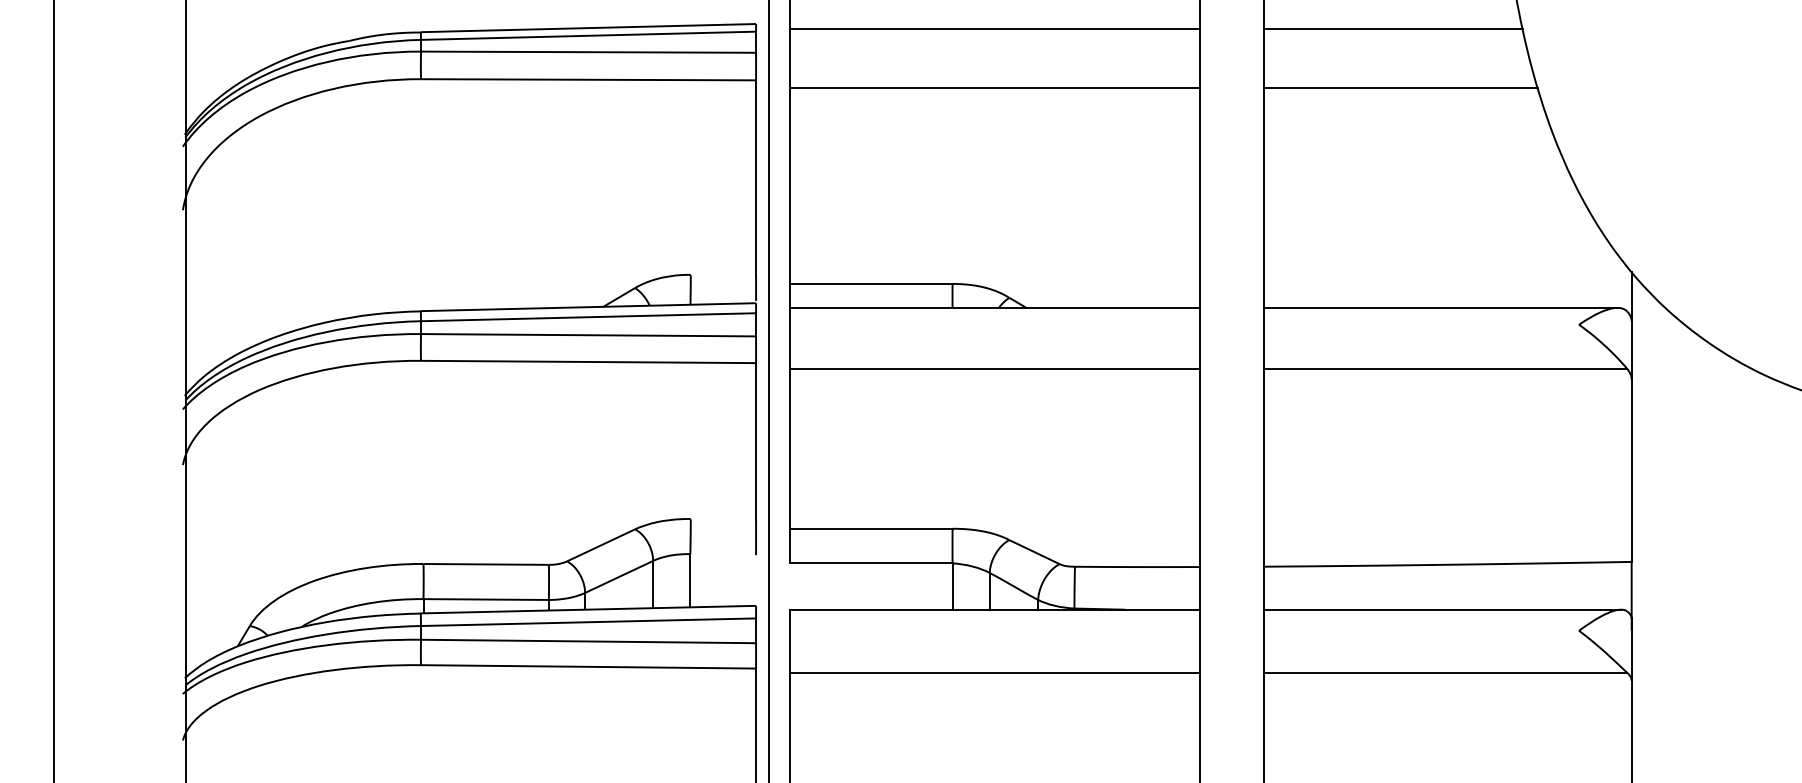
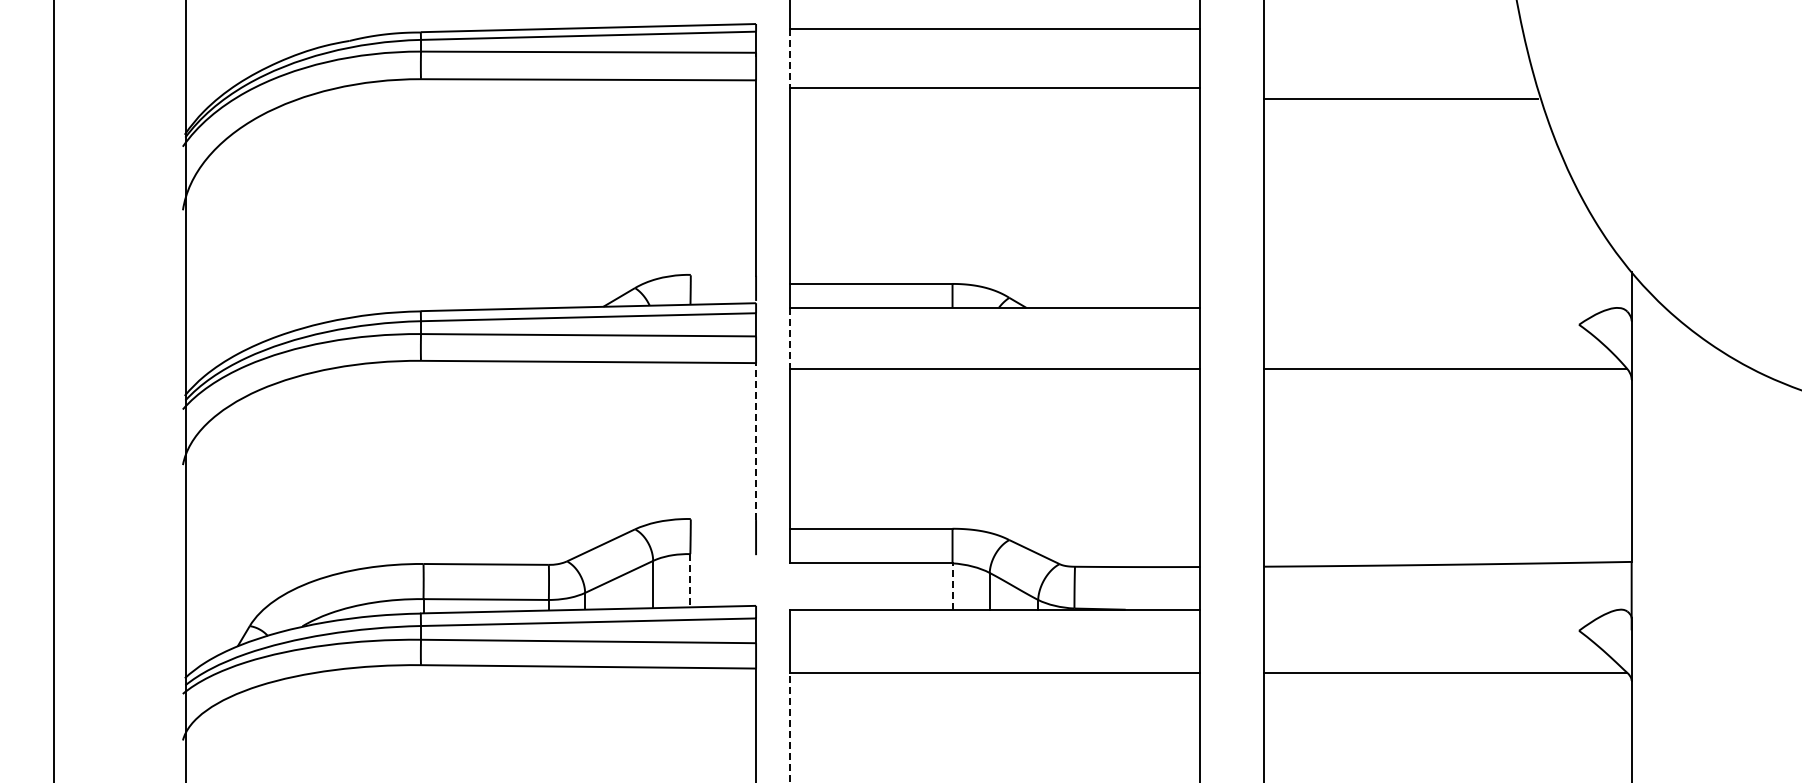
line: present -> none (1393, 29)
line: solid -> dashed (790, 58)
line position: (1400, 87) -> (1400, 98) (1400, 98)
line: present -> none (1440, 307)
line: solid -> dashed (790, 338)
line: present -> none (769, 390)
line: solid -> dashed (756, 441)
line: solid -> dashed (690, 580)
line: solid -> dashed (952, 586)
line: present -> none (1441, 609)
line: solid -> dashed (790, 727)
